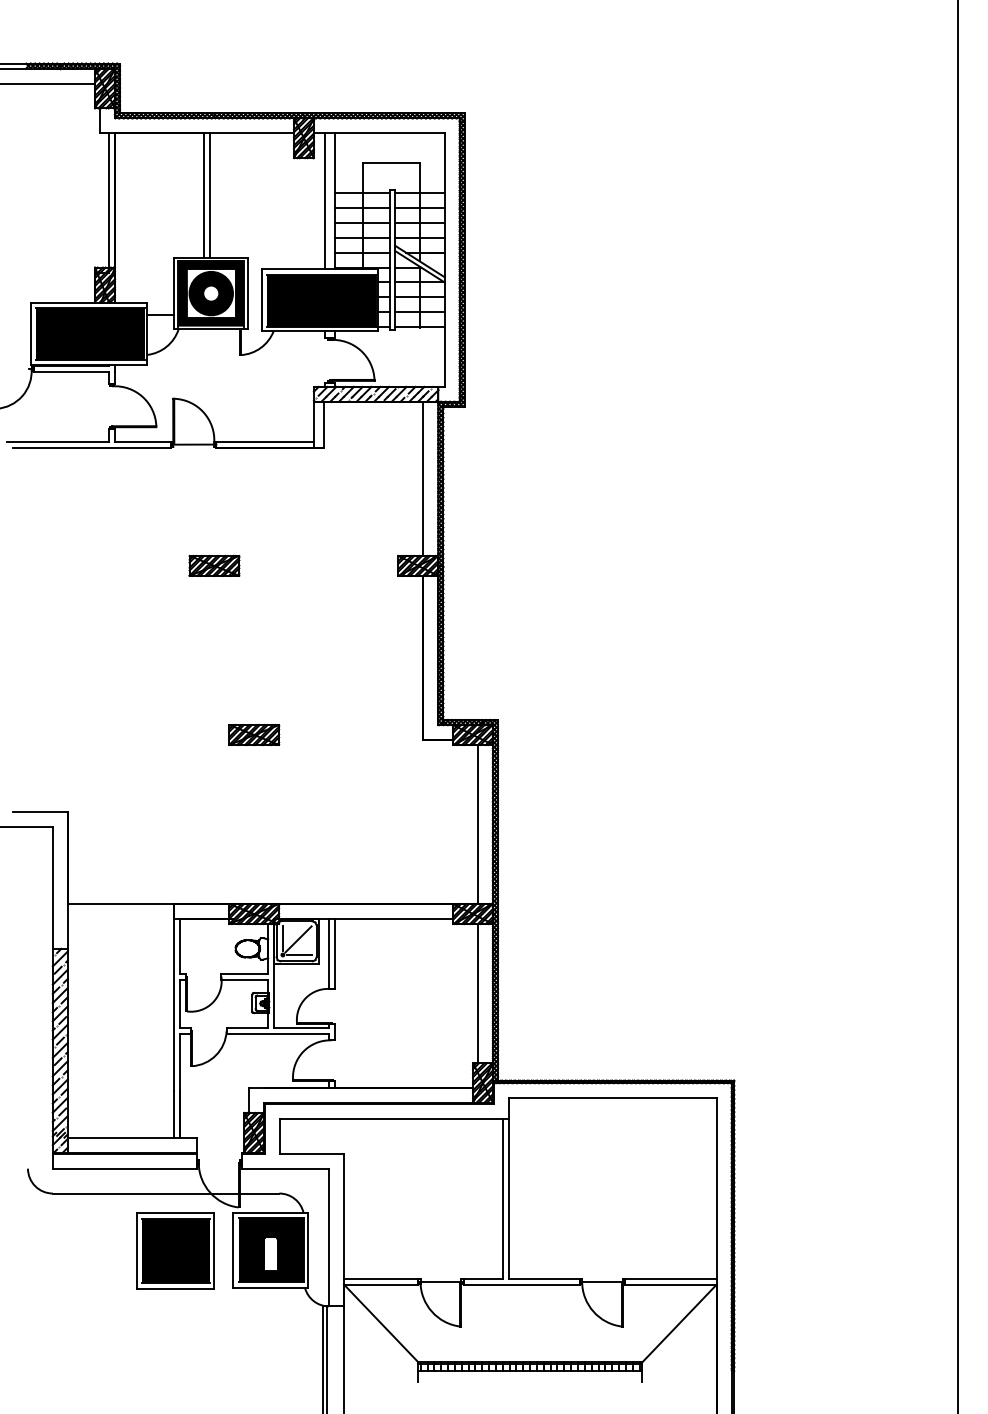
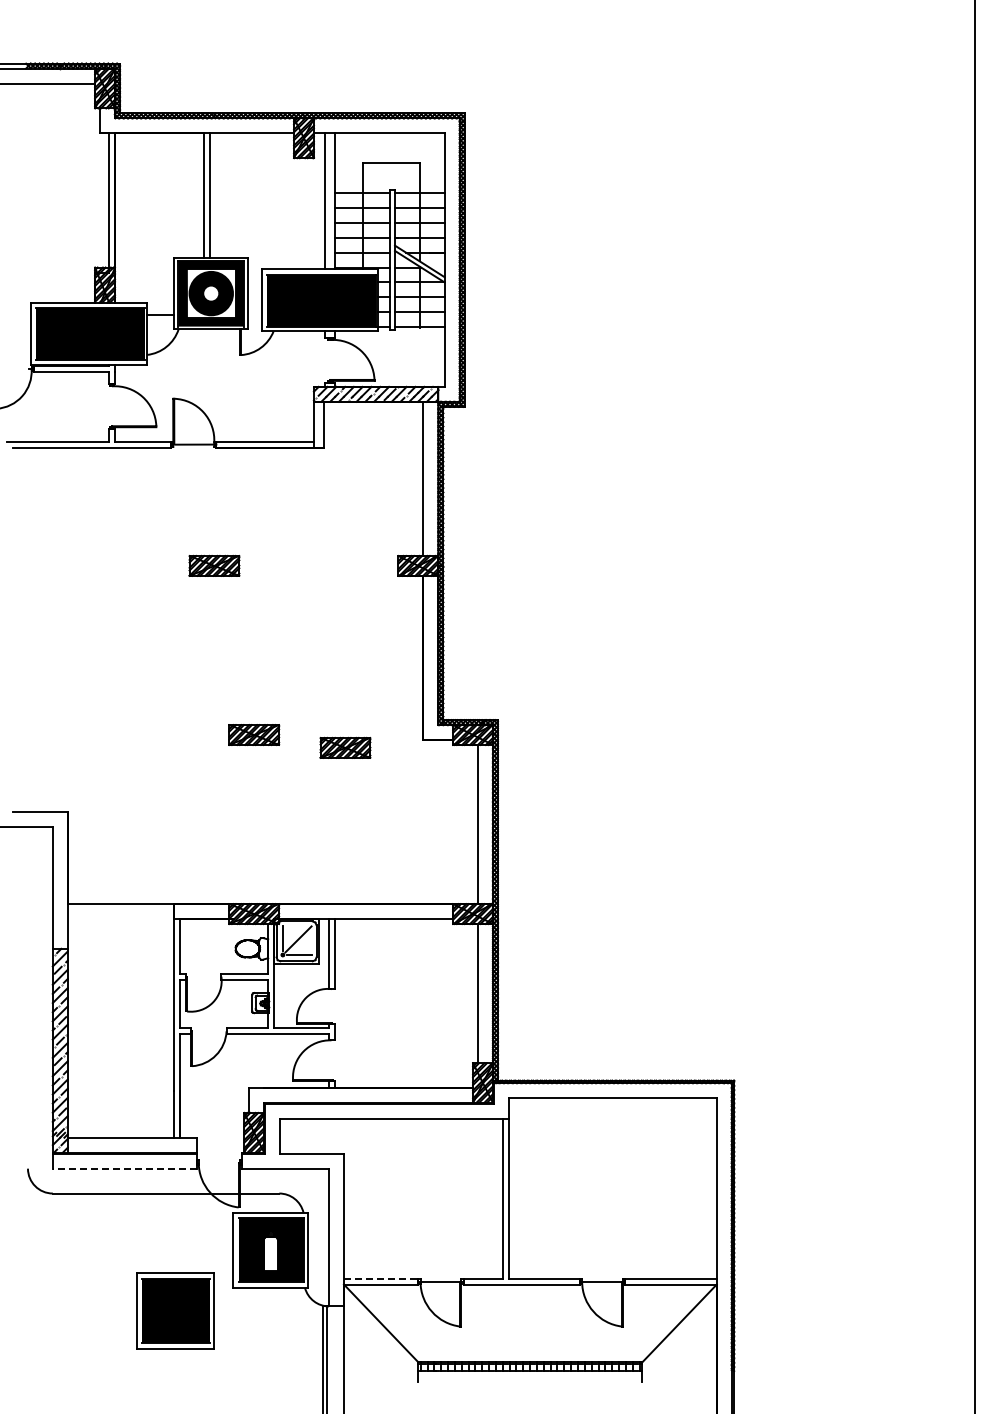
line position: (958, 706) -> (975, 706) (975, 706)
part: none -> present (345, 747)
line: solid -> dashed (124, 1168)
part position: (175, 1250) -> (175, 1310) (175, 1310)
line: solid -> dashed (381, 1279)
